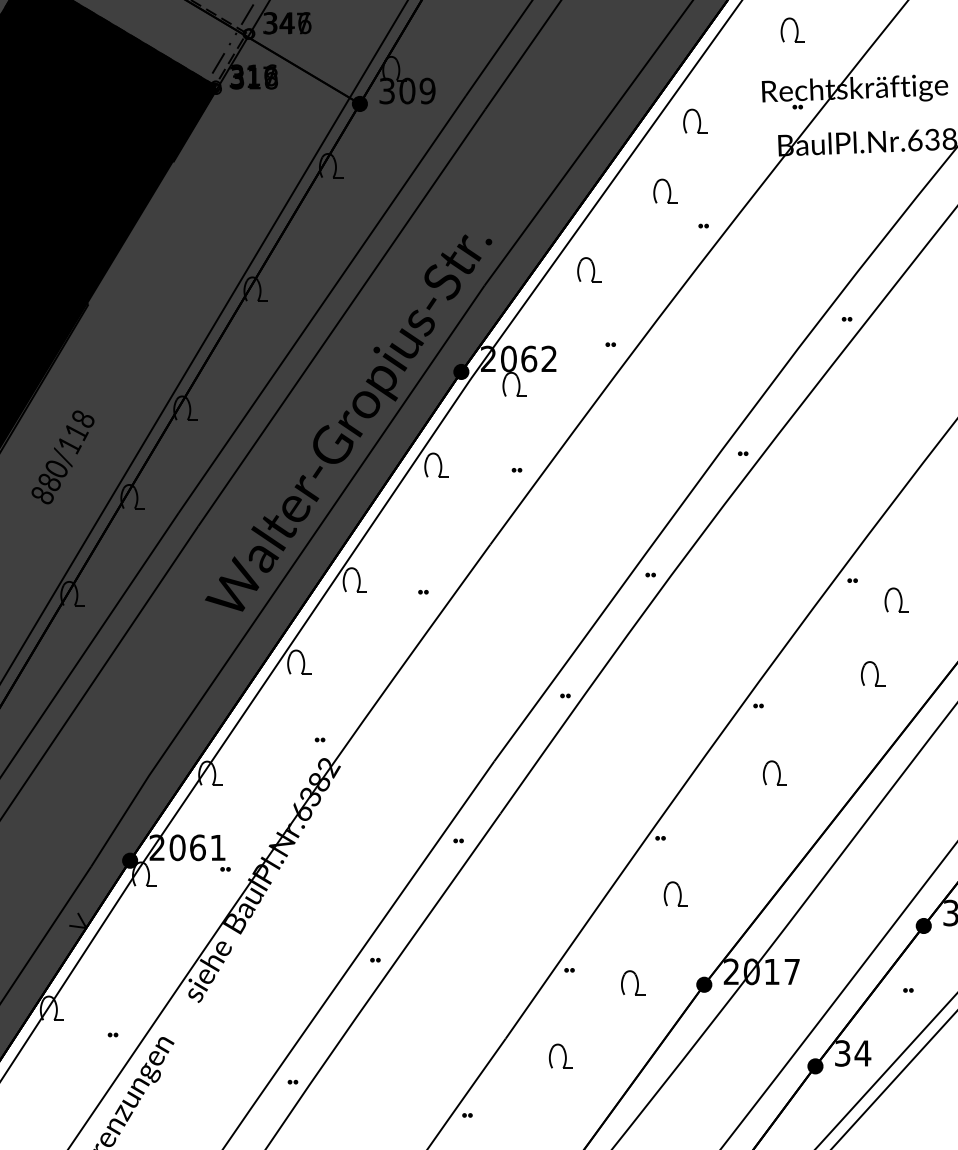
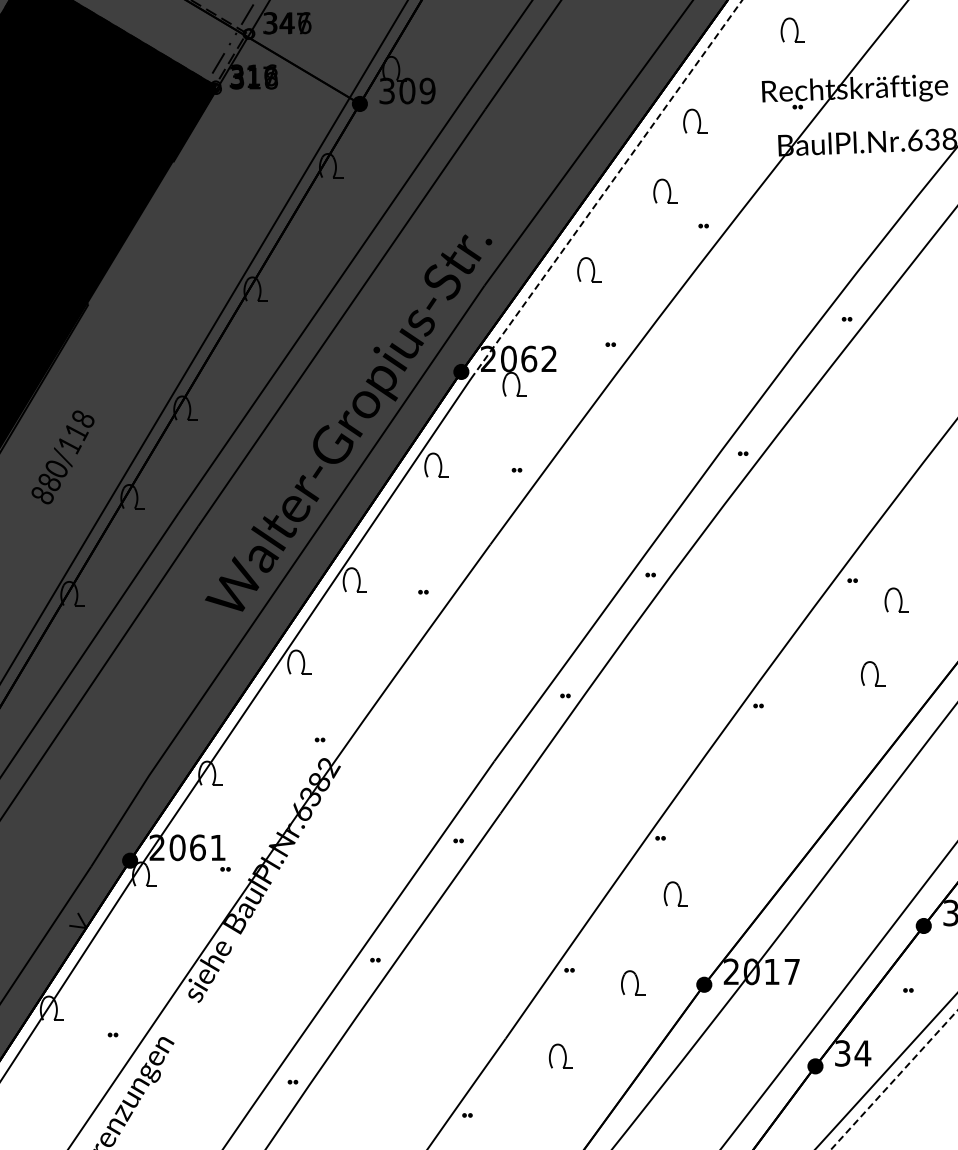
line: solid -> dashed (606, 189)
part: present -> none (774, 772)
line: solid -> dashed (894, 1080)
